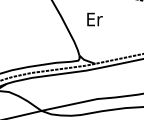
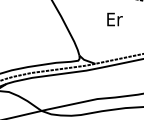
text position: (94, 19) -> (114, 19) (114, 19)
